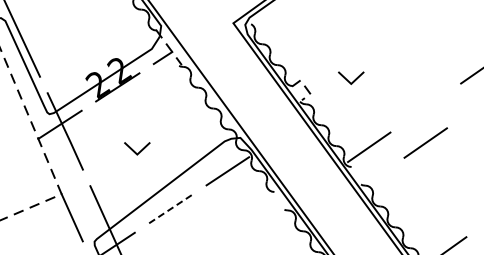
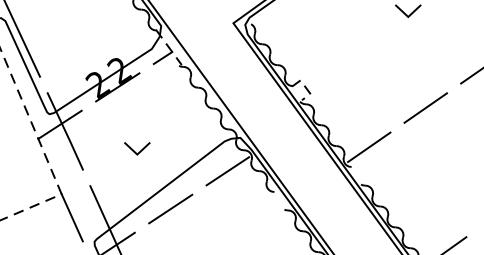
line position: (354, 79) -> (411, 12) (411, 12)
line position: (425, 142) -> (425, 107) (425, 107)
line: dashed -> solid (170, 209)
